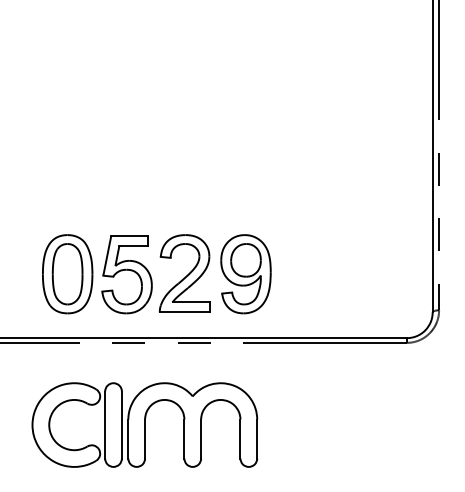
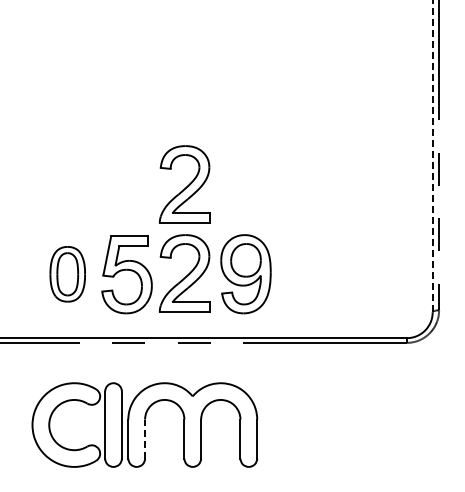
line: solid -> dashed (432, 156)
part: none -> present (184, 184)
part size: 52x81 px -> 37x57 px (67, 274)
line: solid -> dashed (145, 438)
